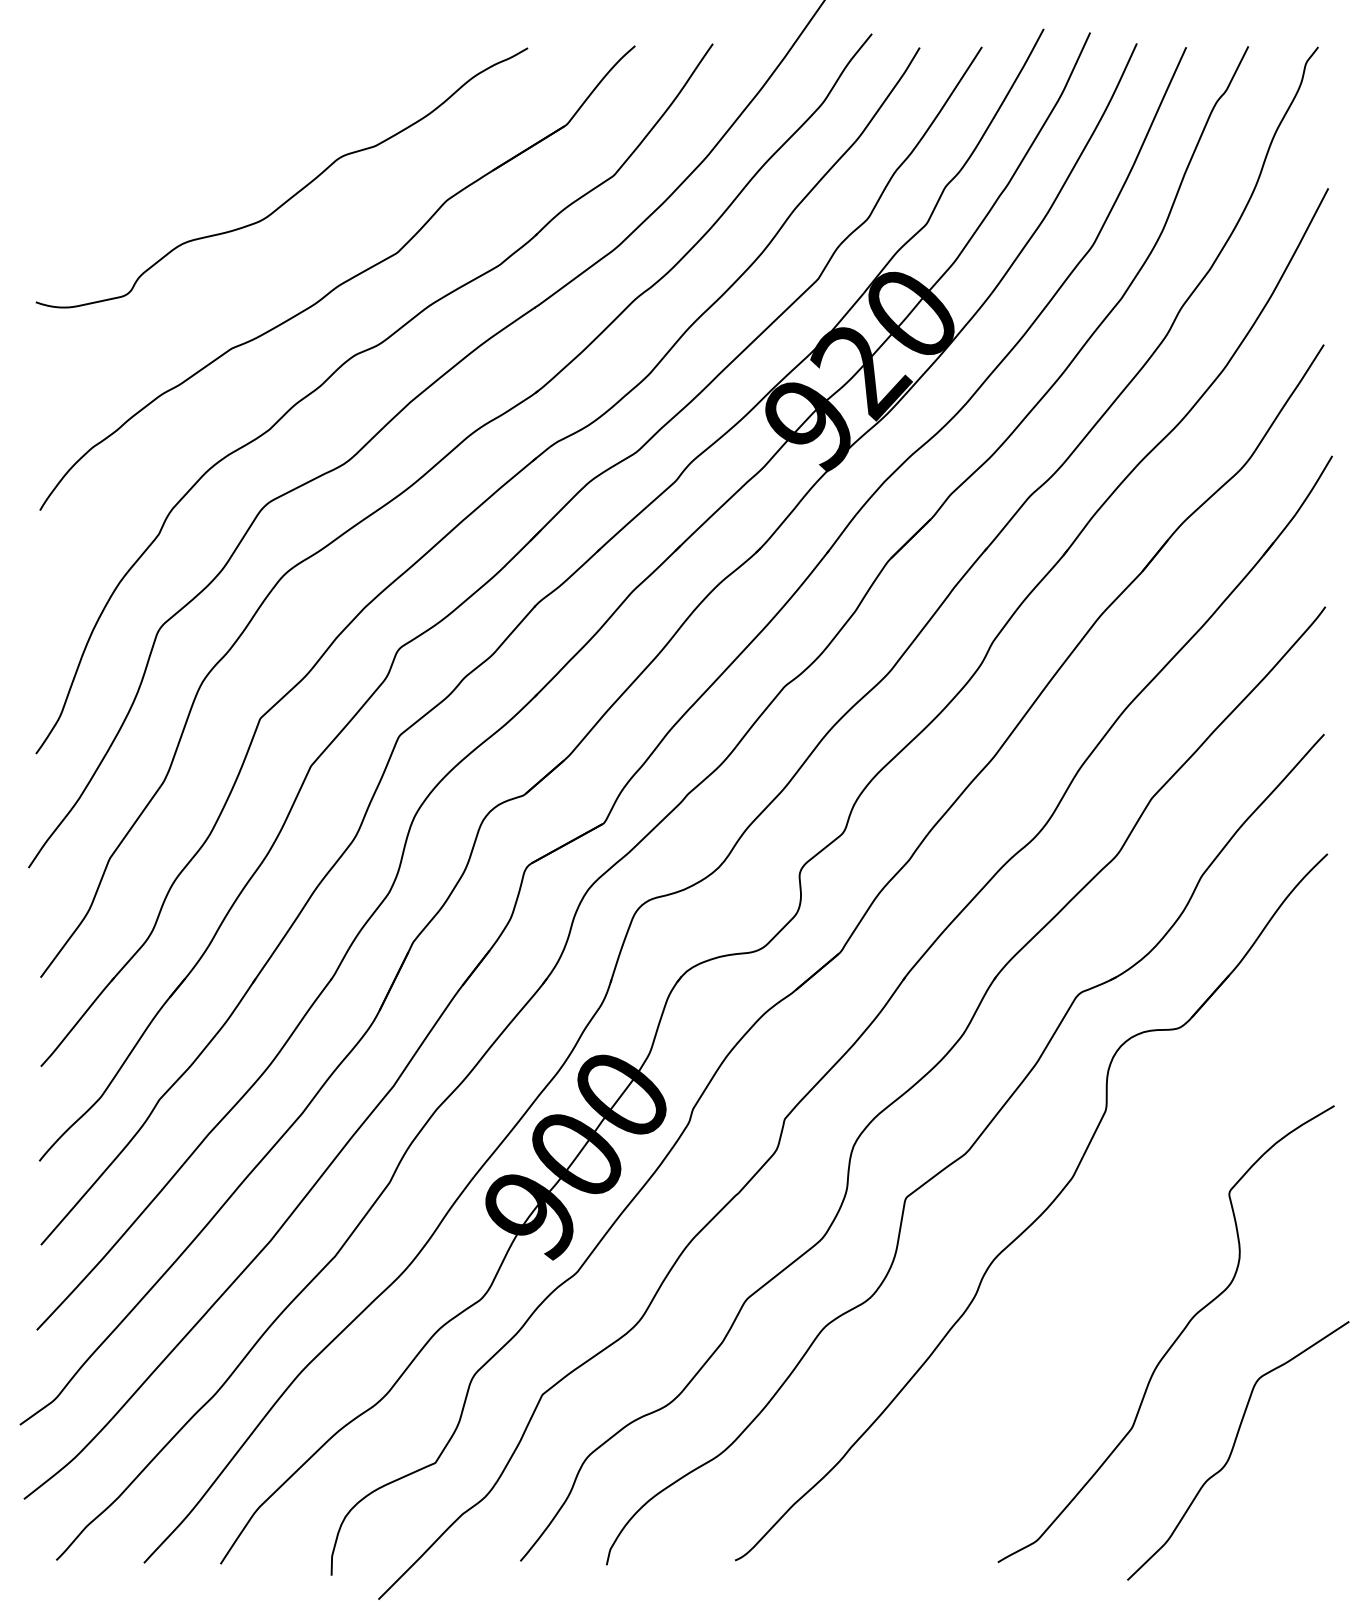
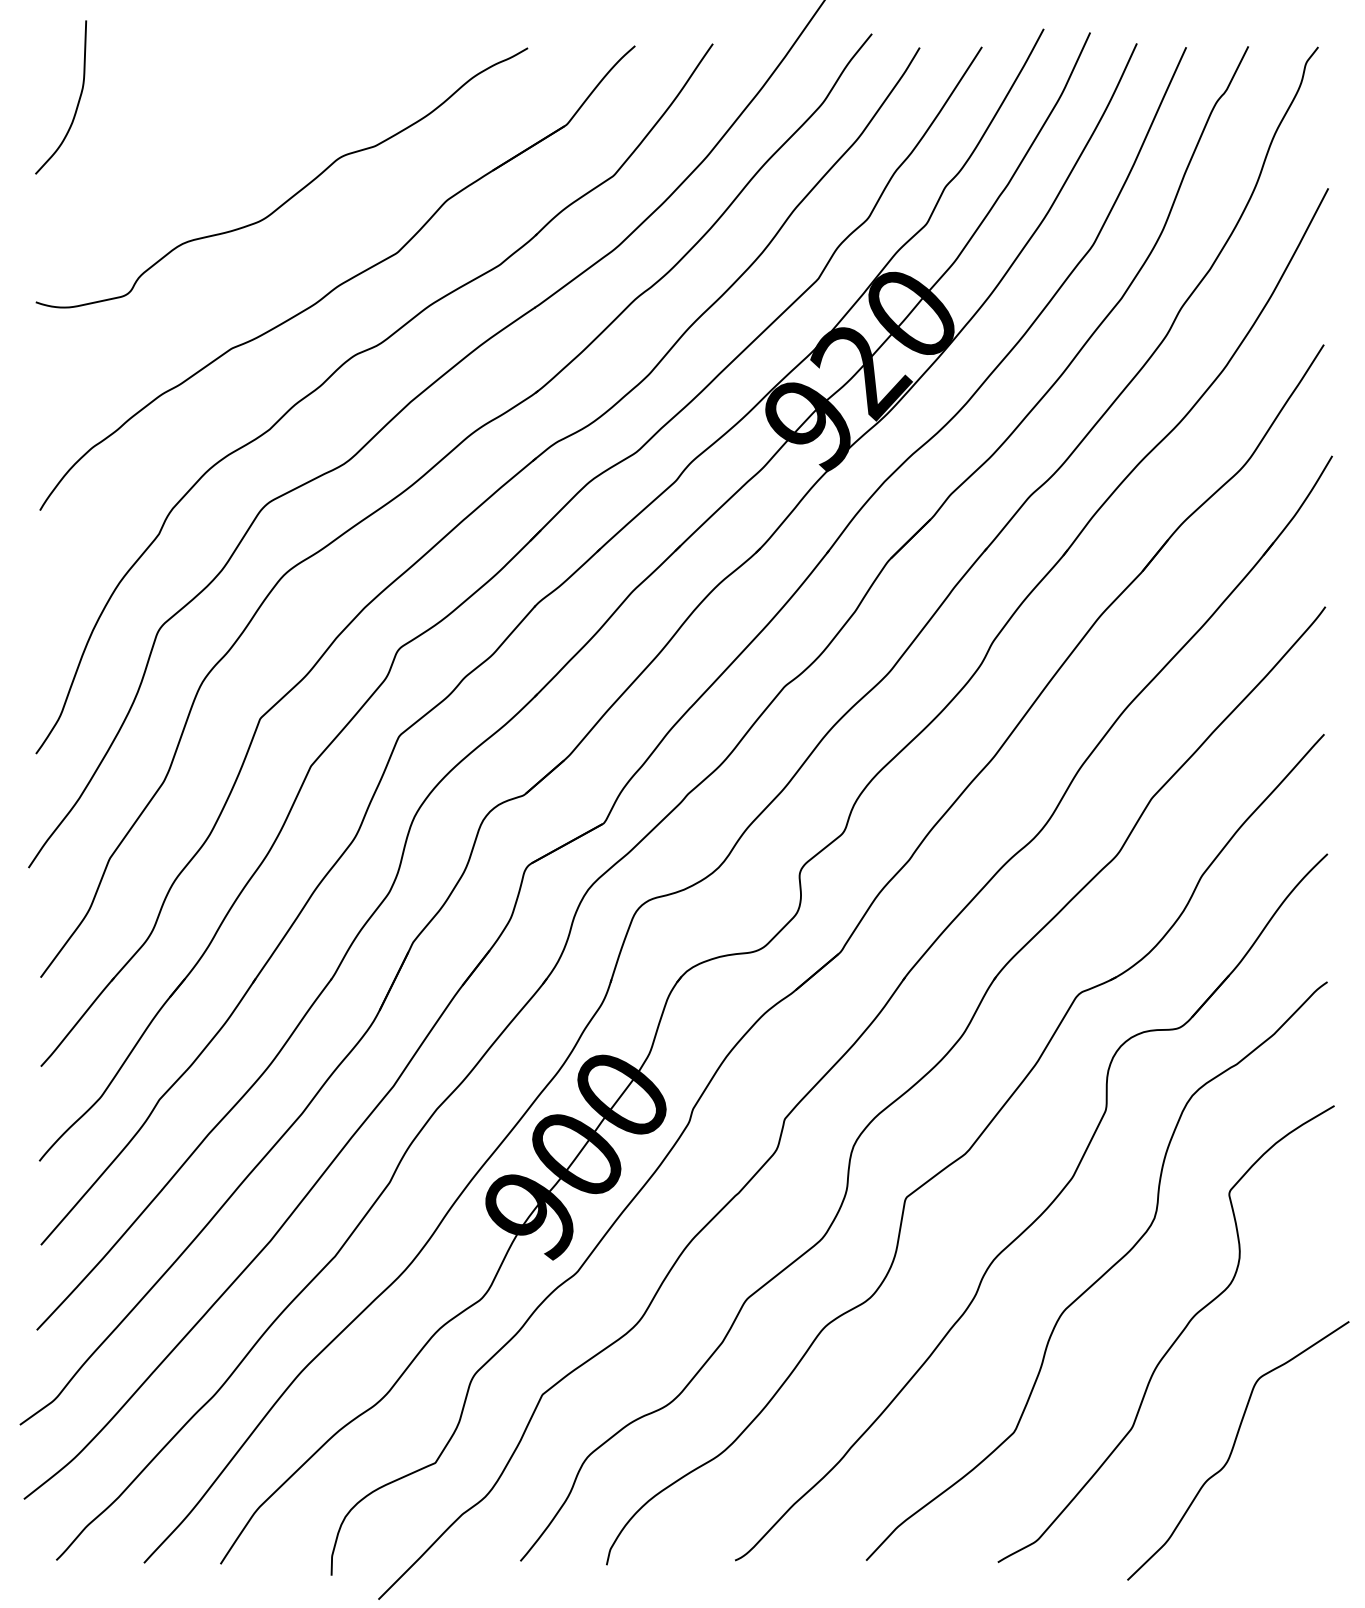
curve: none -> present (77, 102)
curve: none -> present (1101, 1275)
